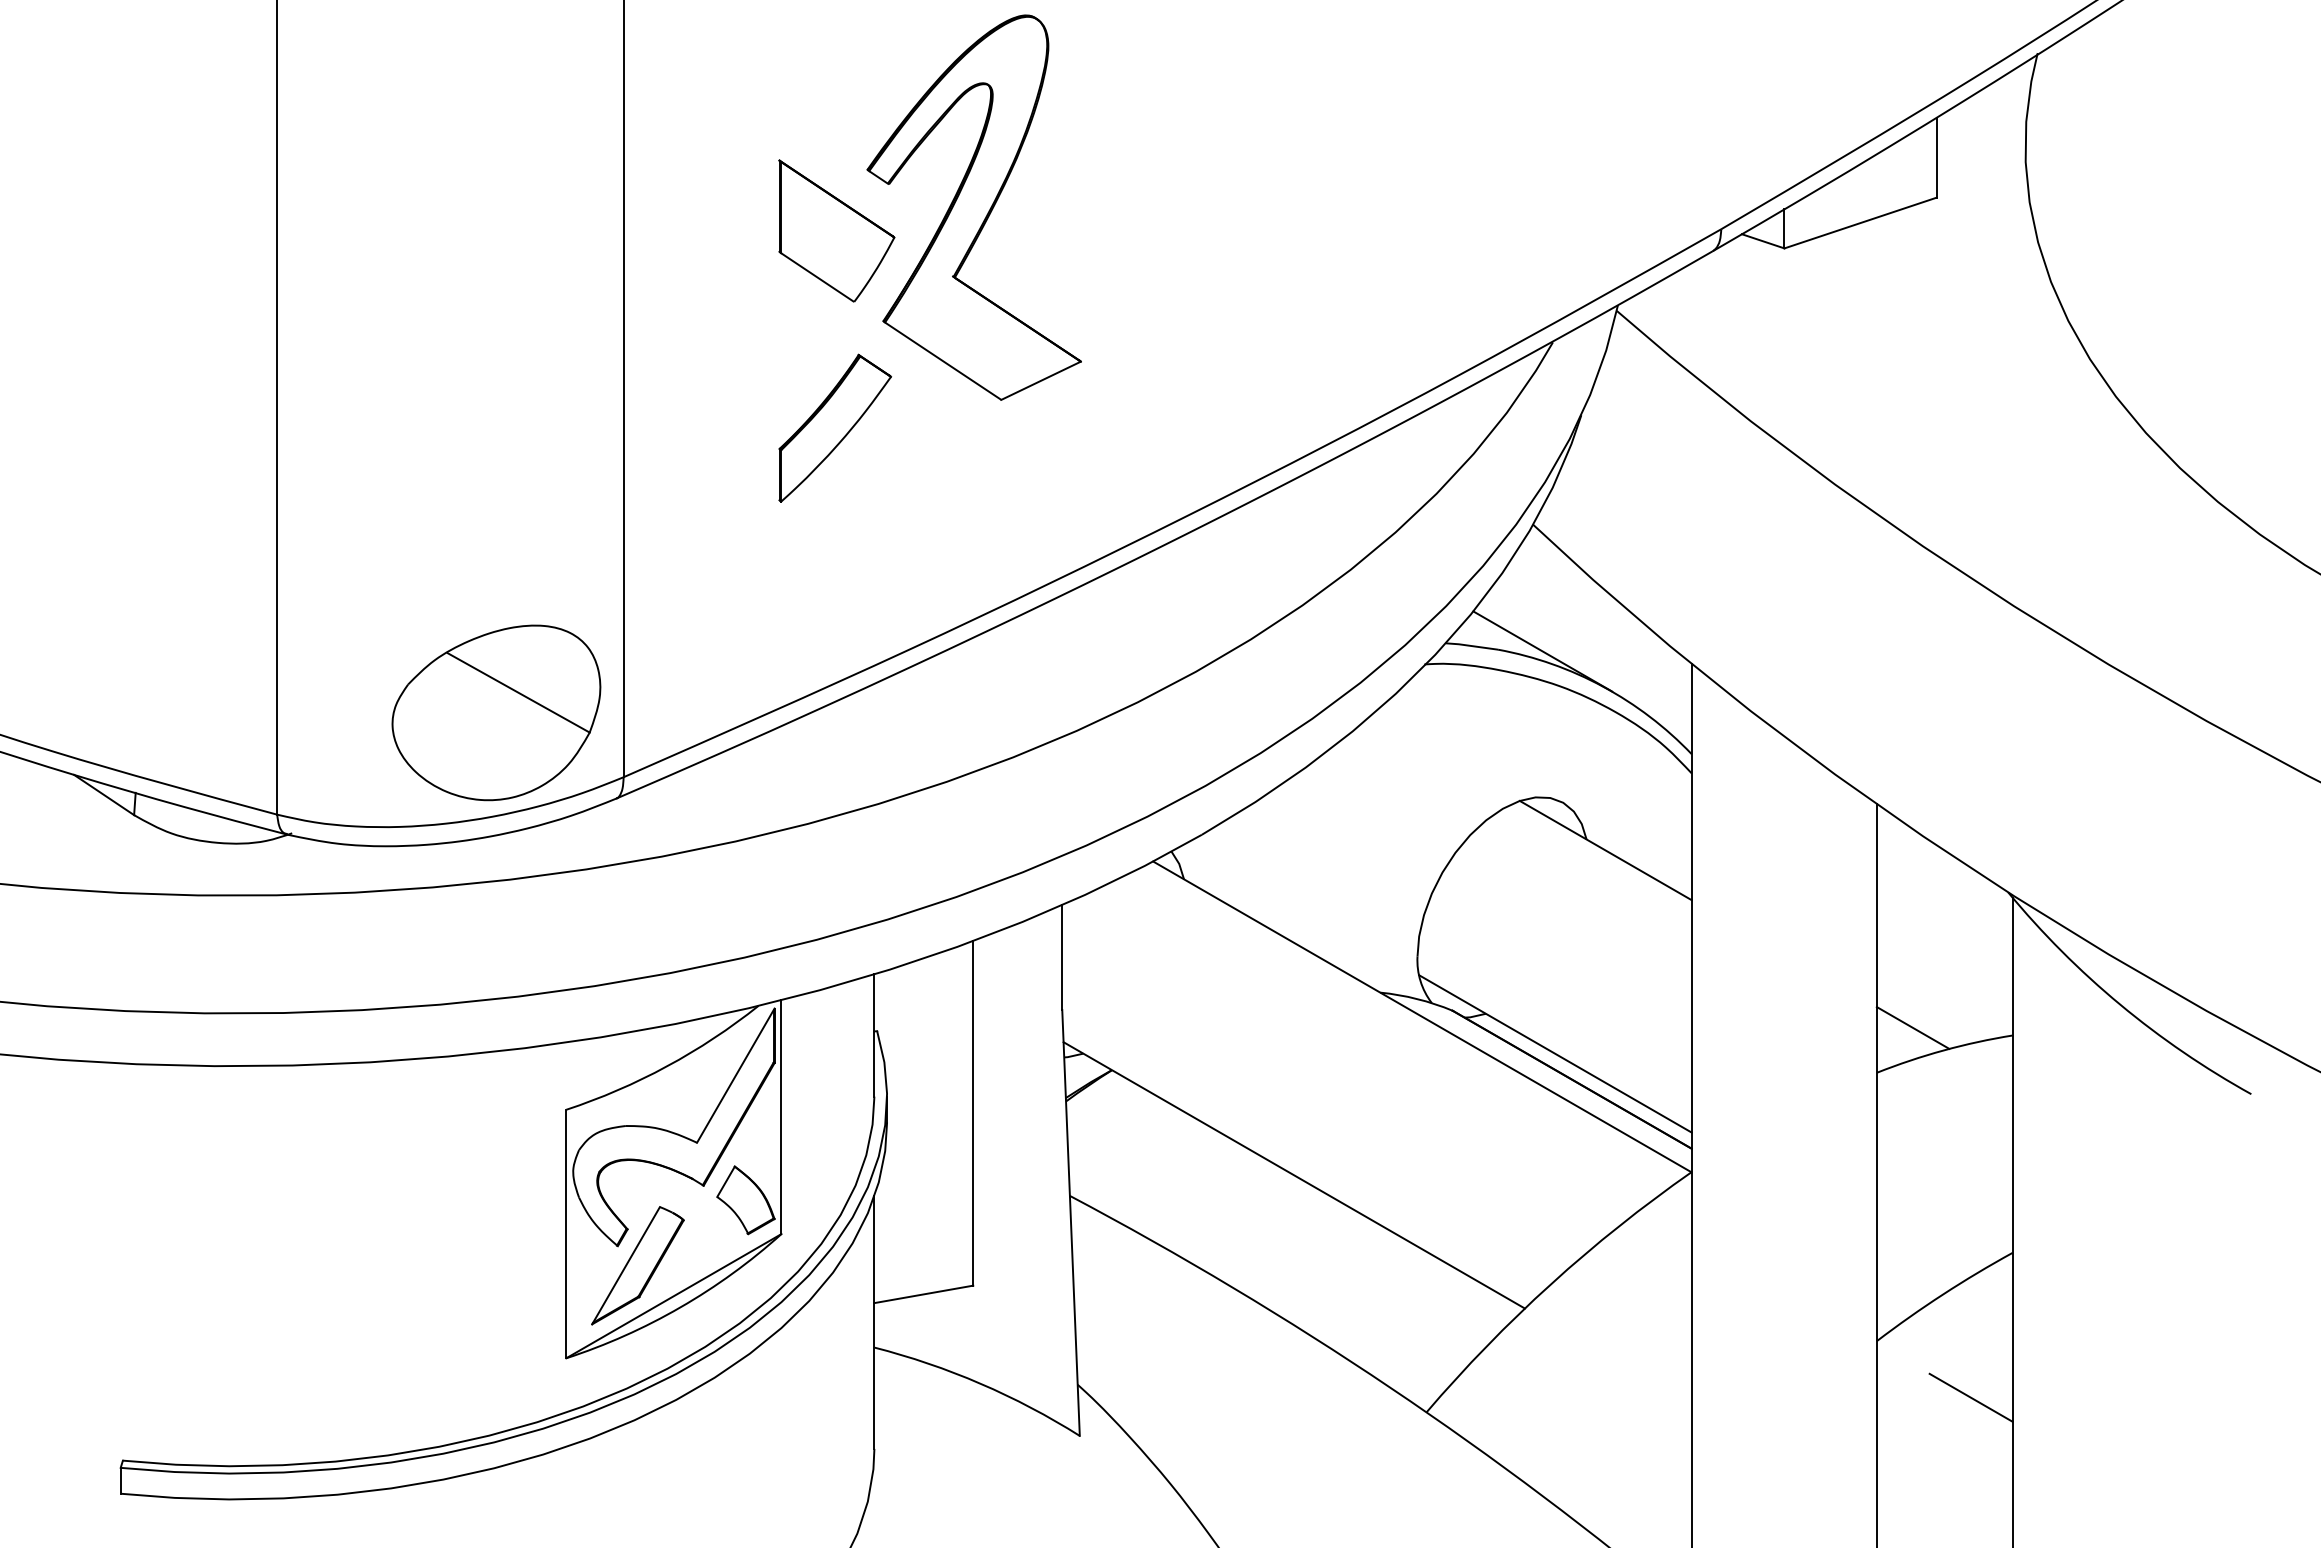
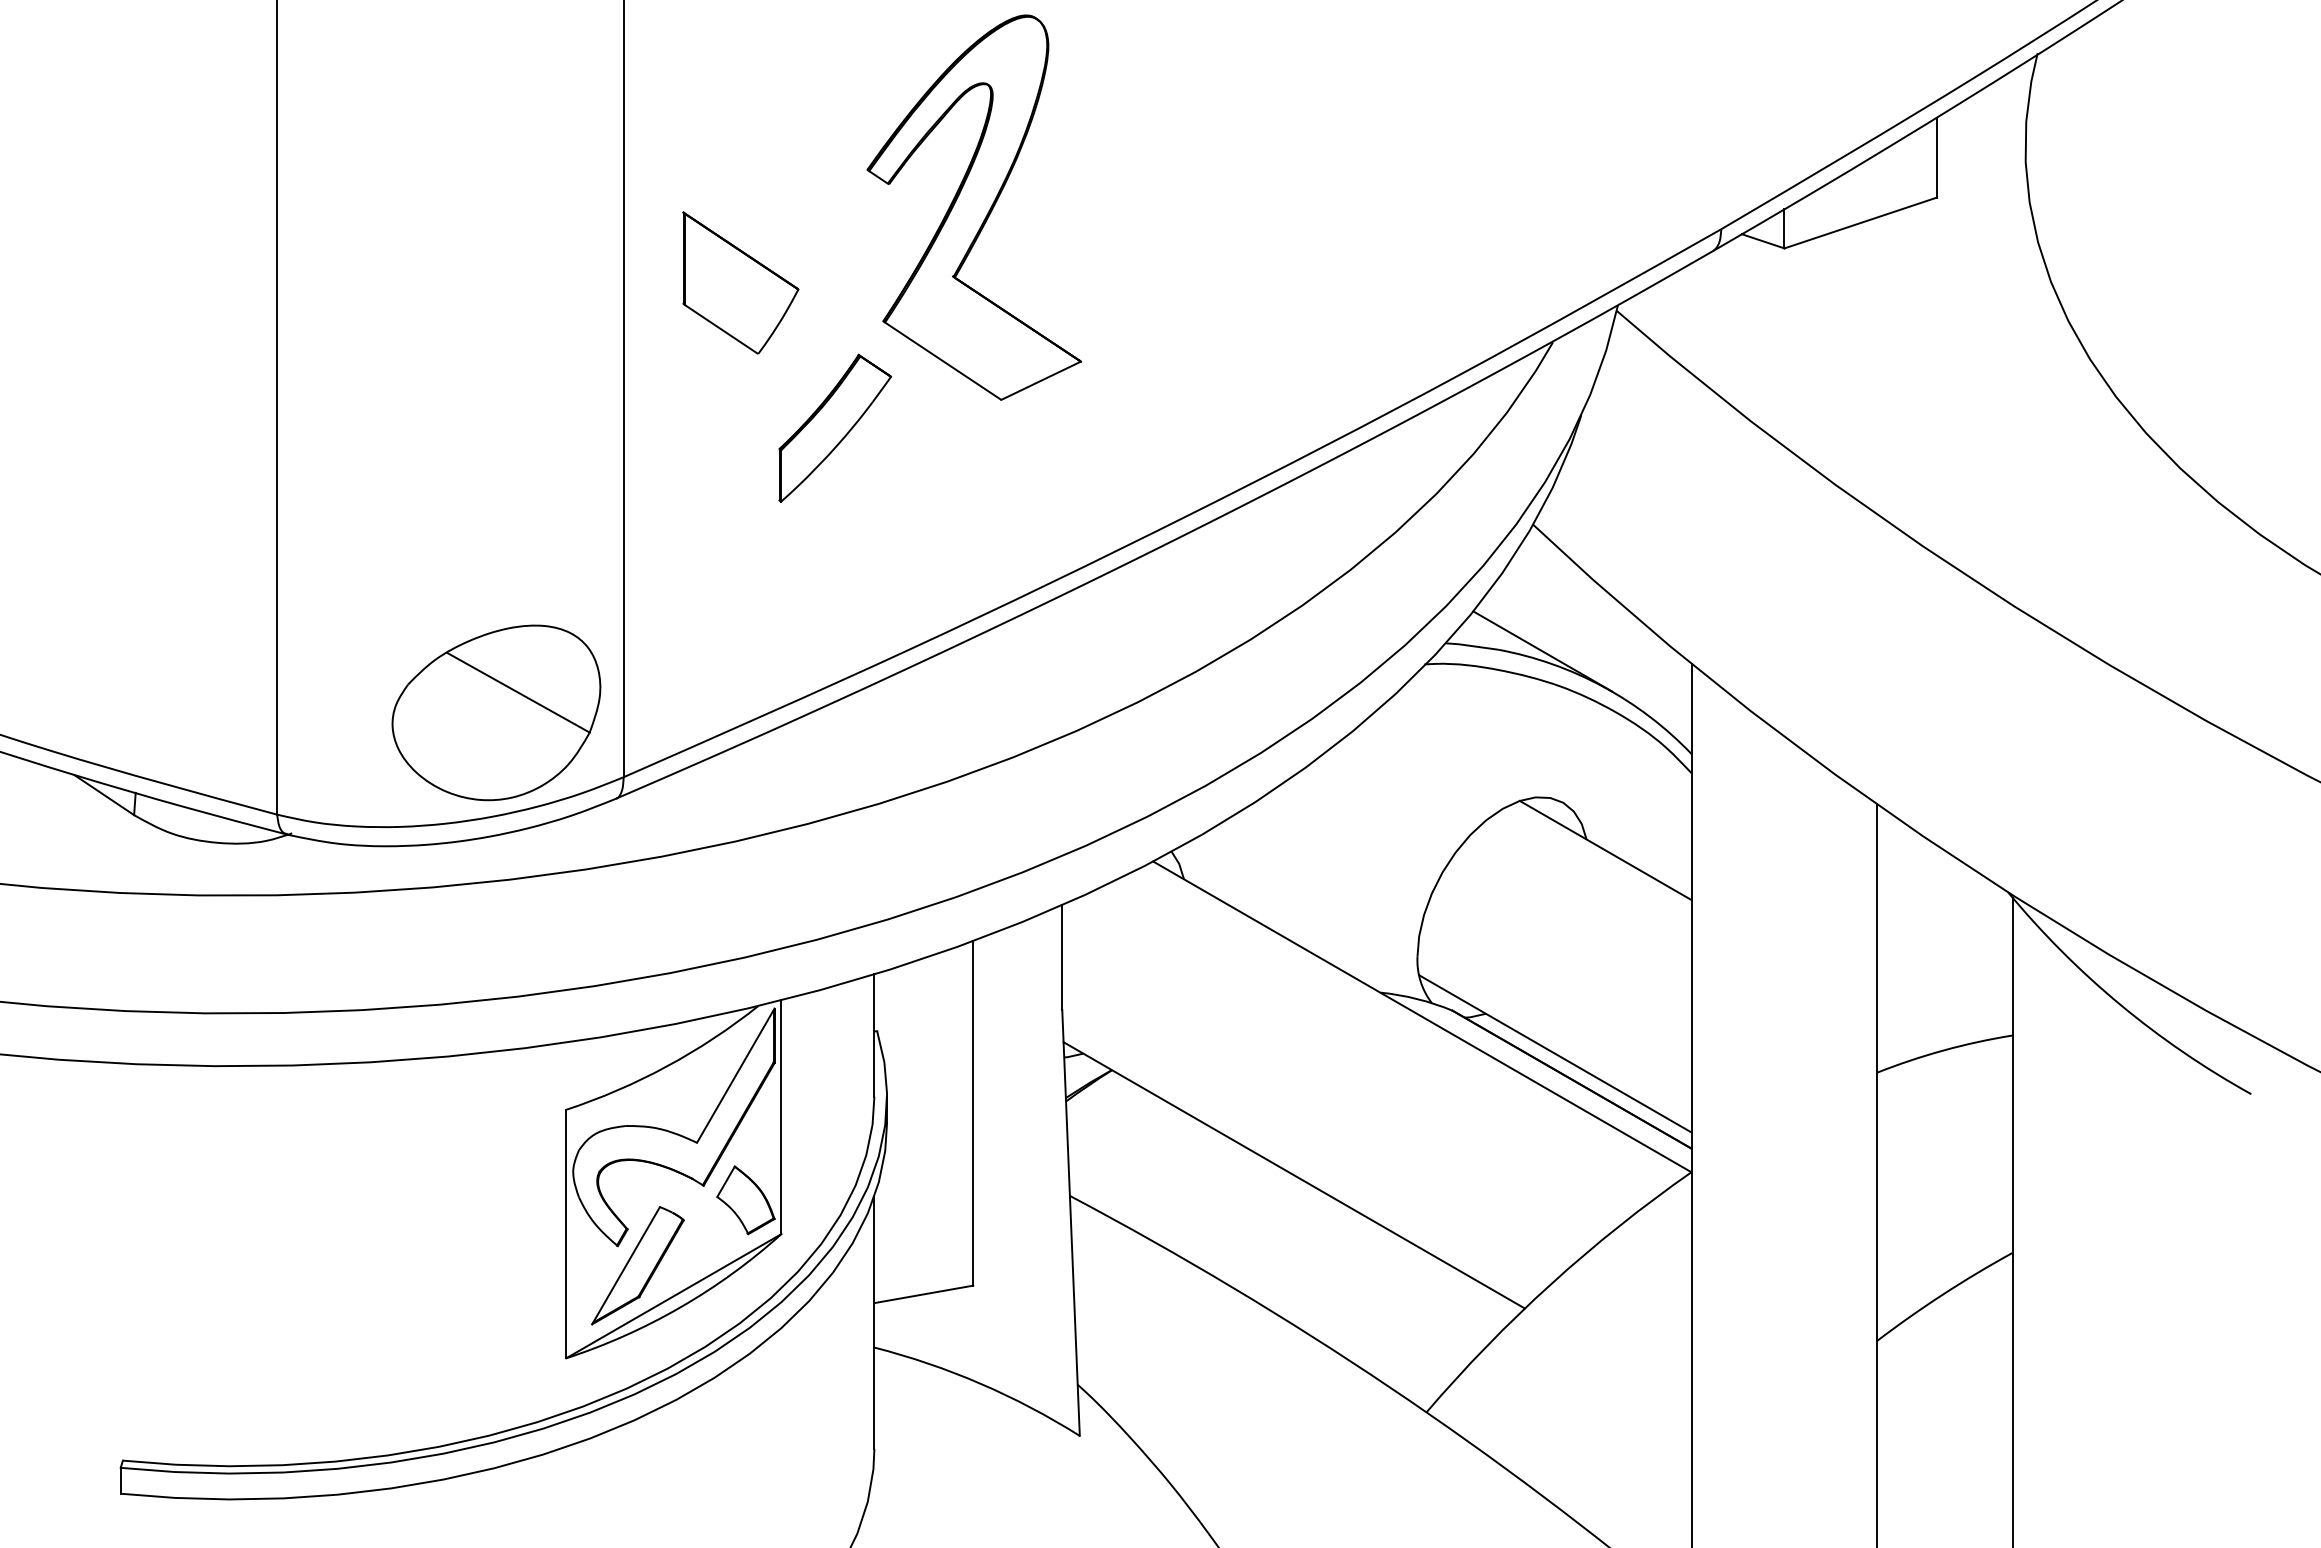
part position: (836, 230) -> (740, 282) (740, 282)
line: present -> none (1912, 1027)
line: present -> none (1970, 1397)
